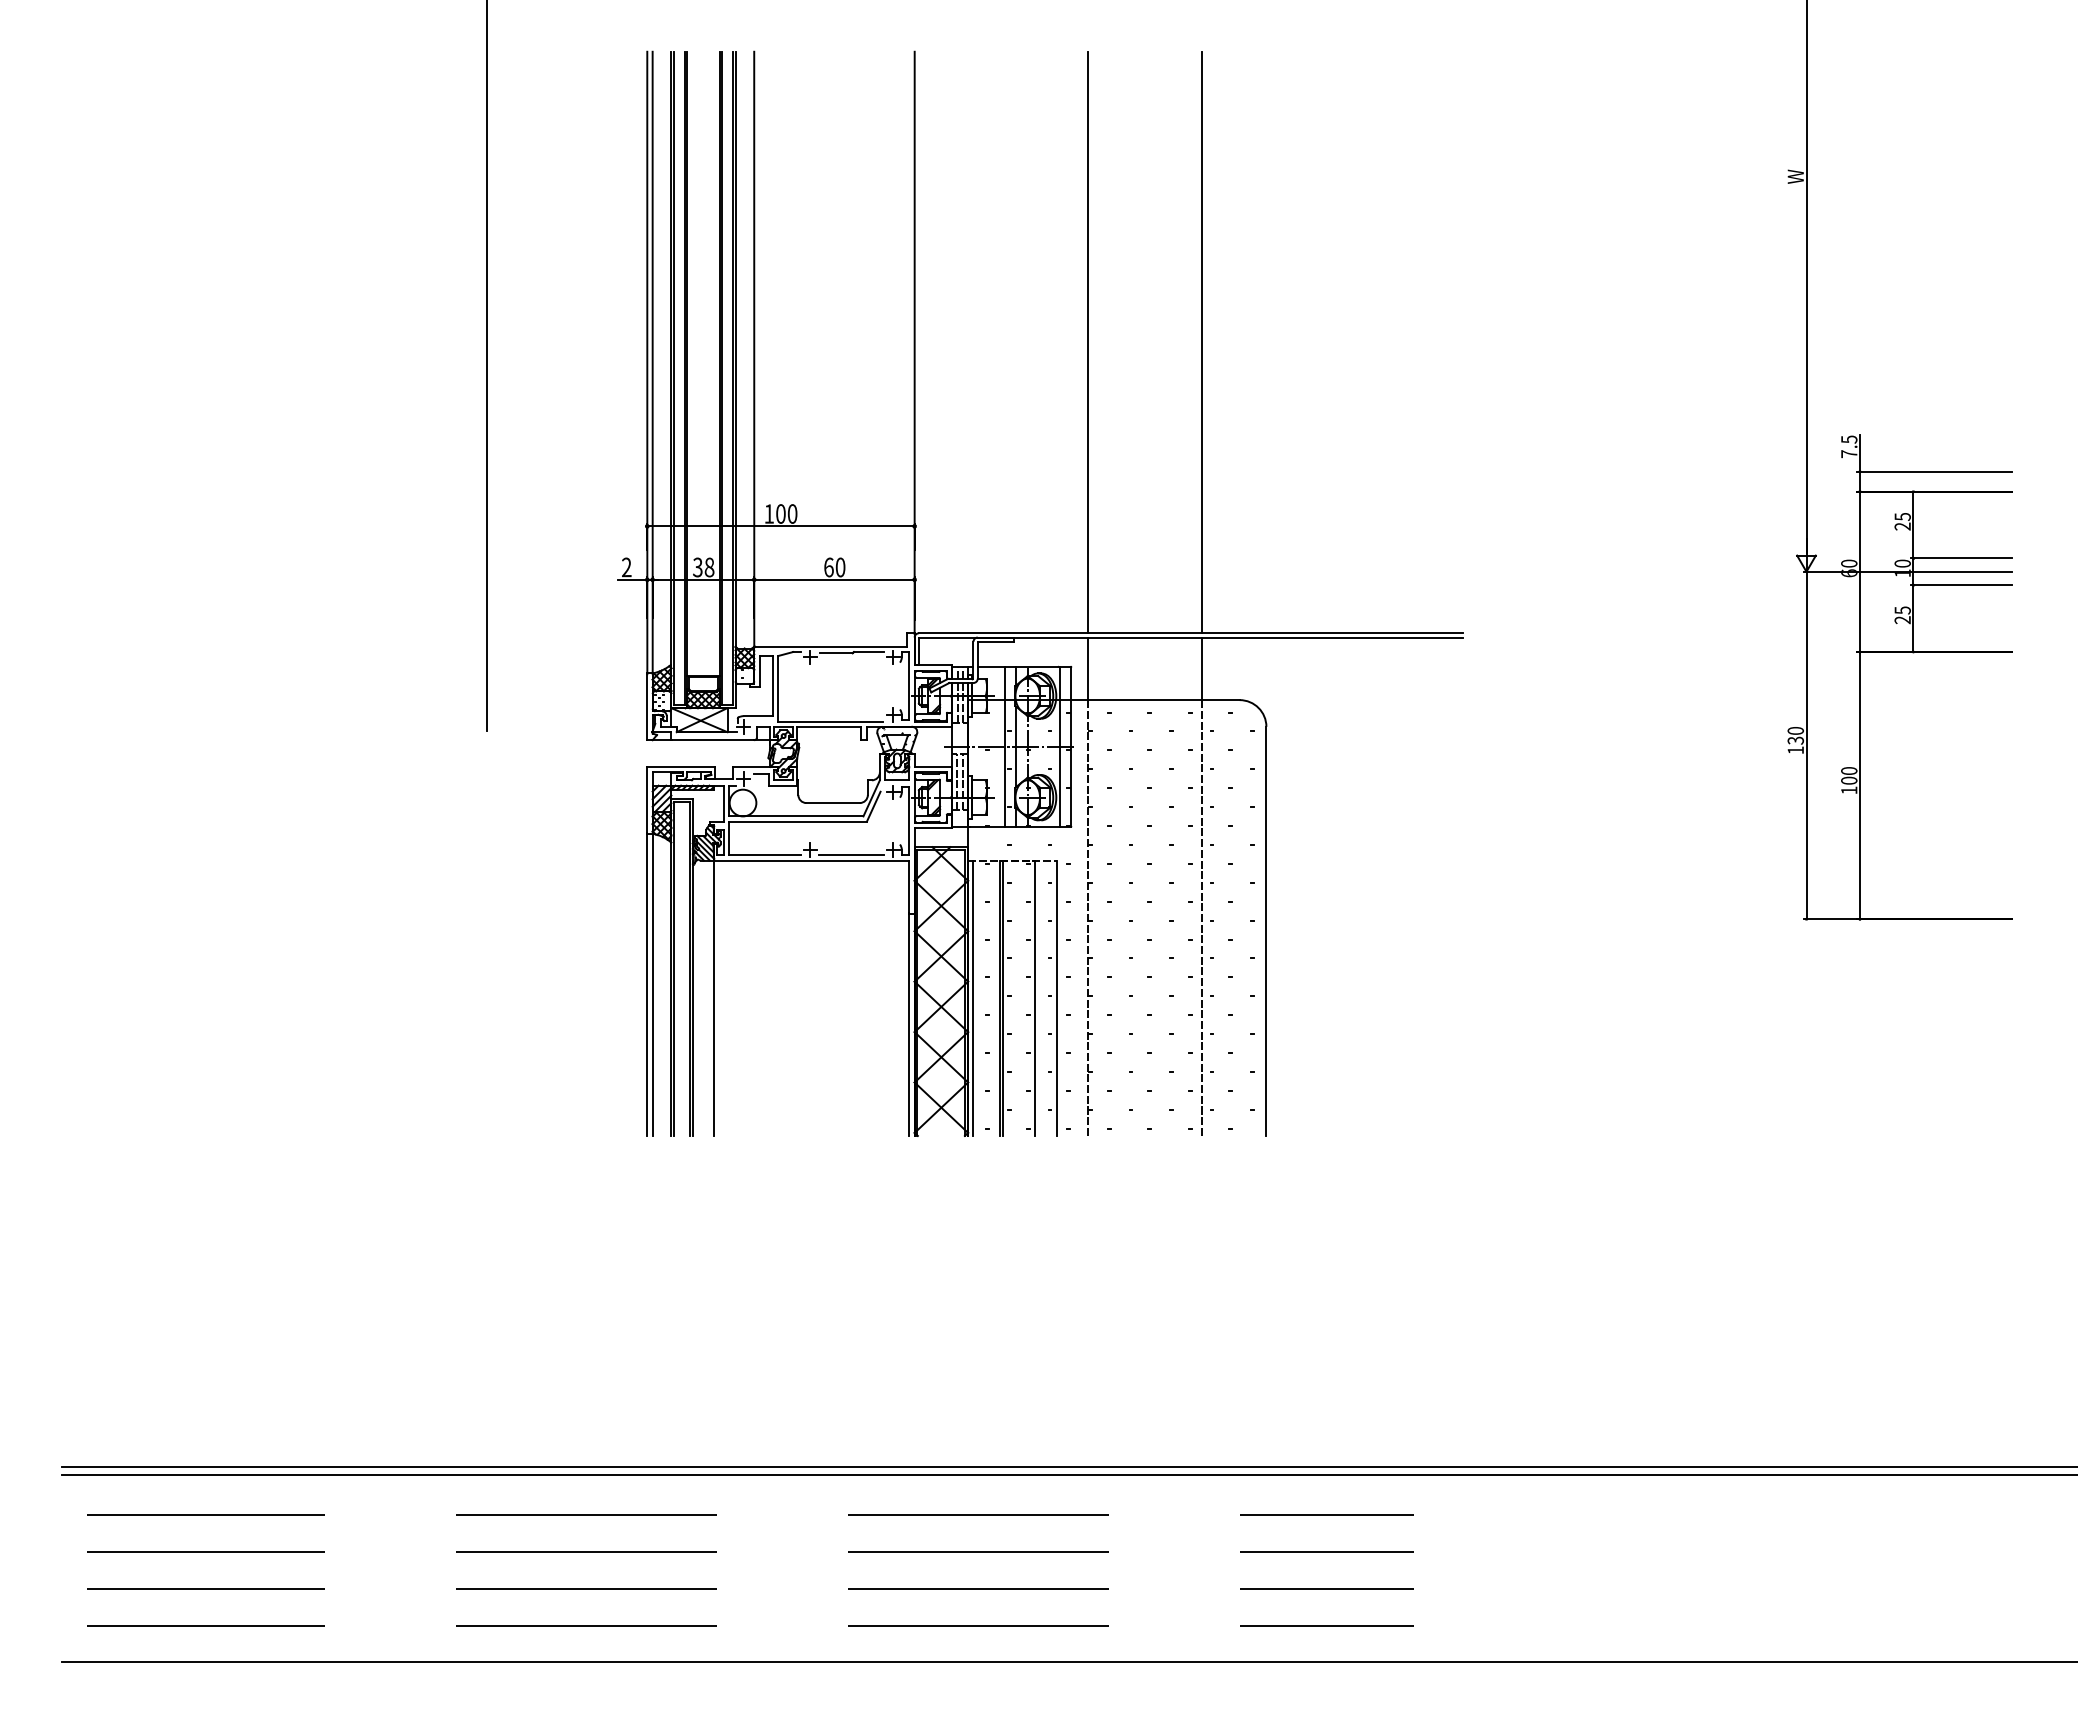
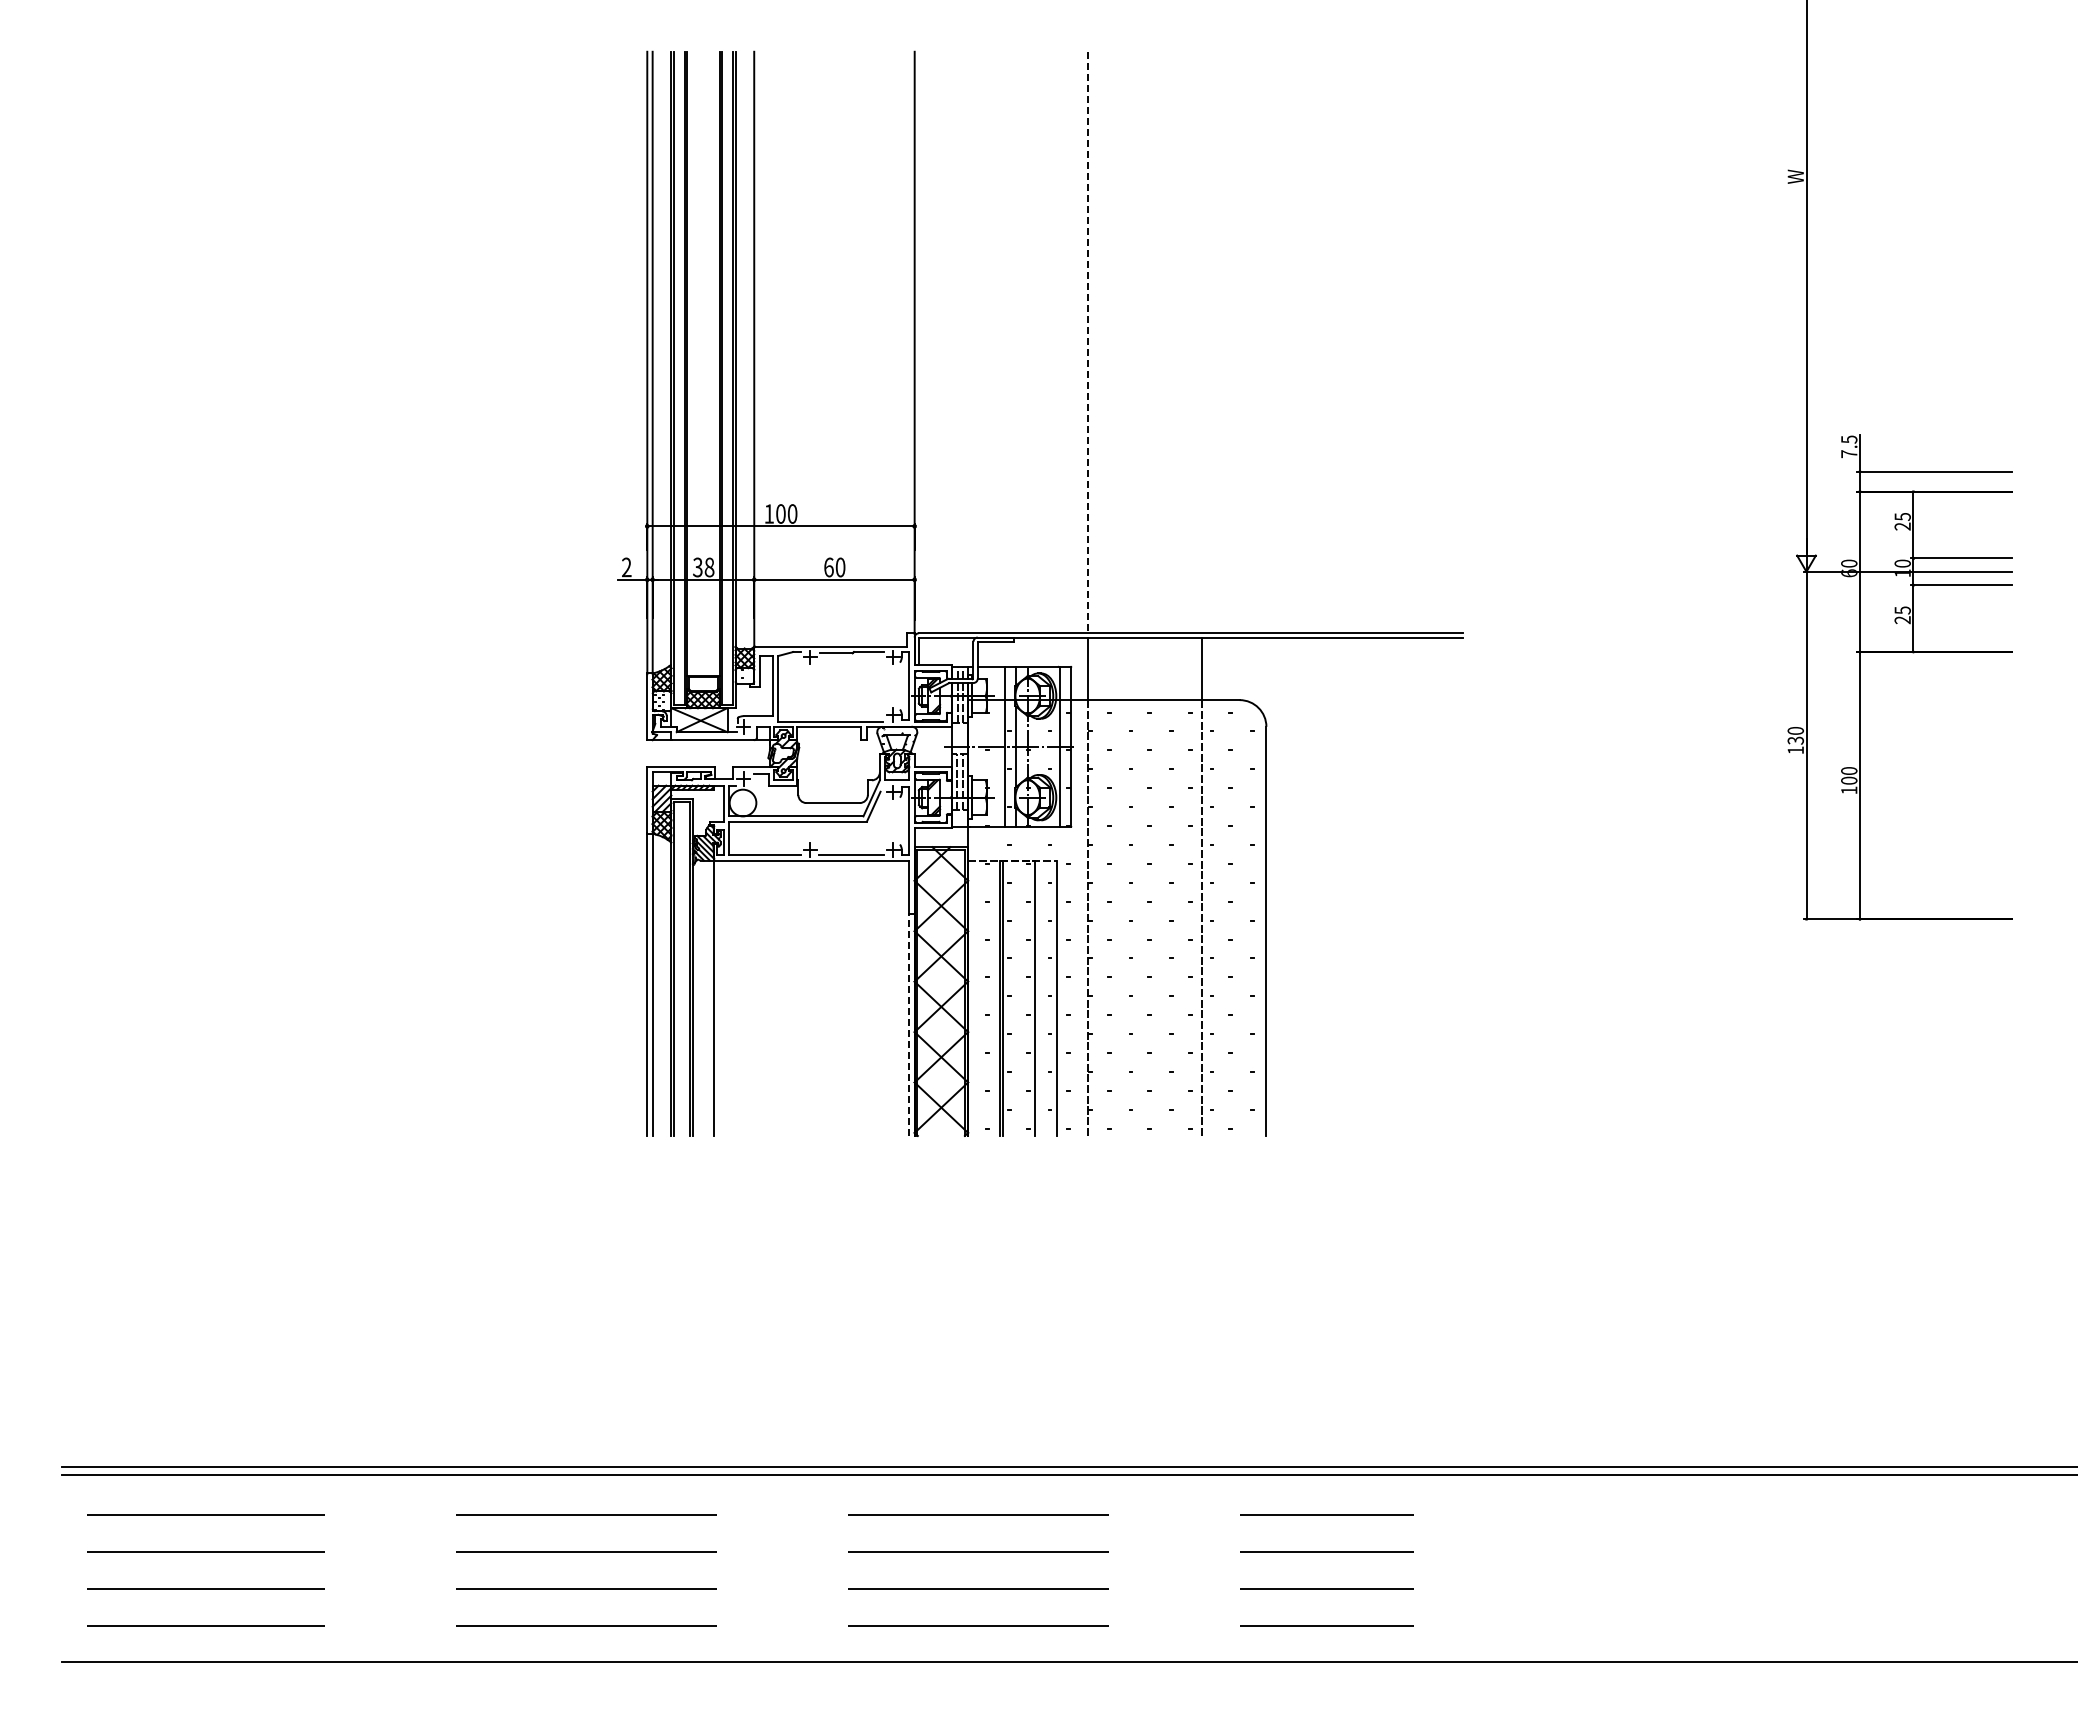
line: solid -> dashed (1088, 342)
line: present -> none (1201, 342)
line: present -> none (486, 366)
line: present -> none (973, 997)
line: solid -> dashed (909, 1024)
